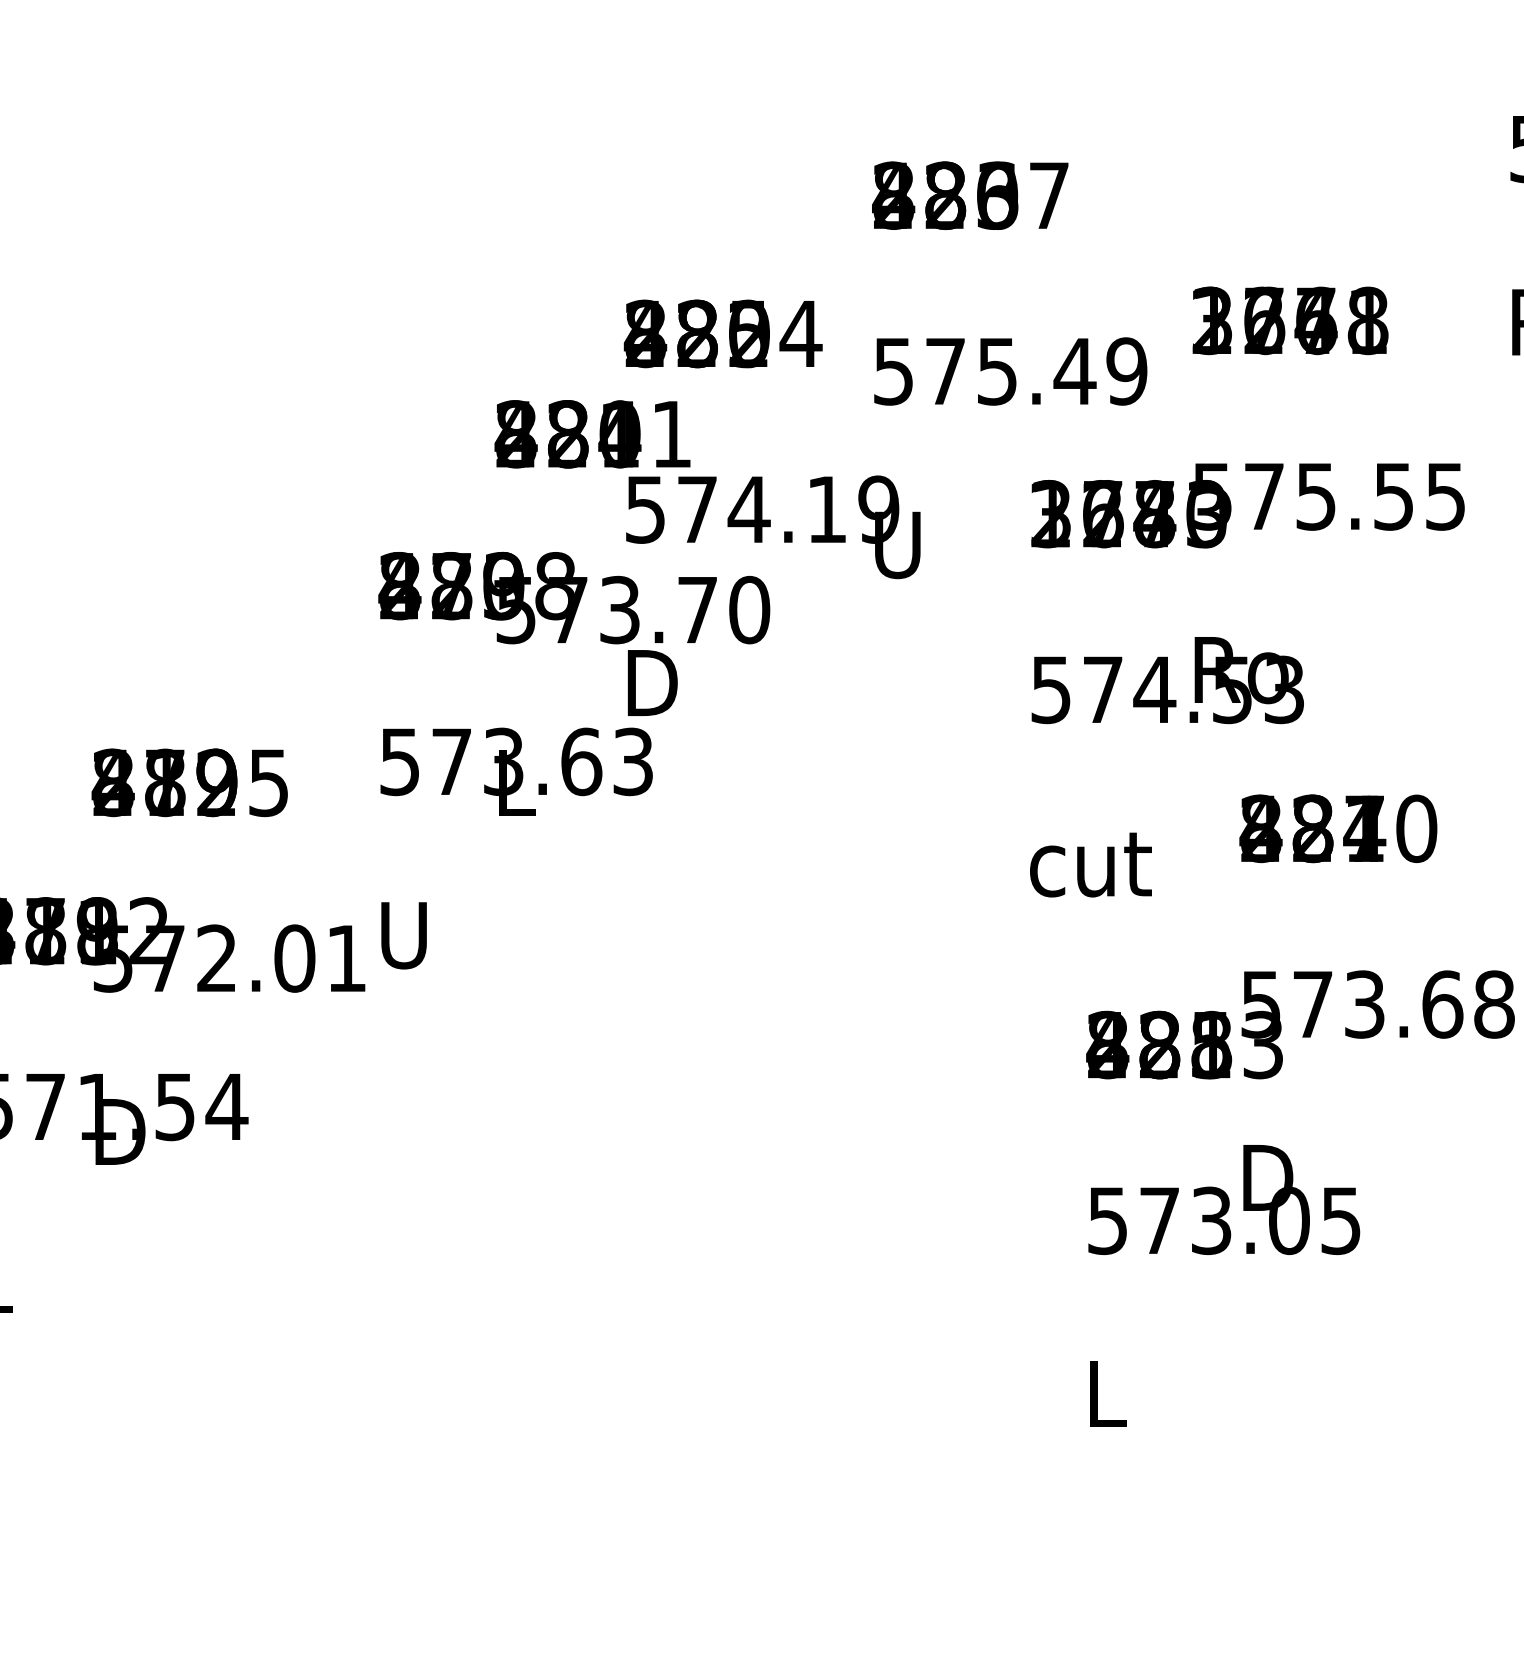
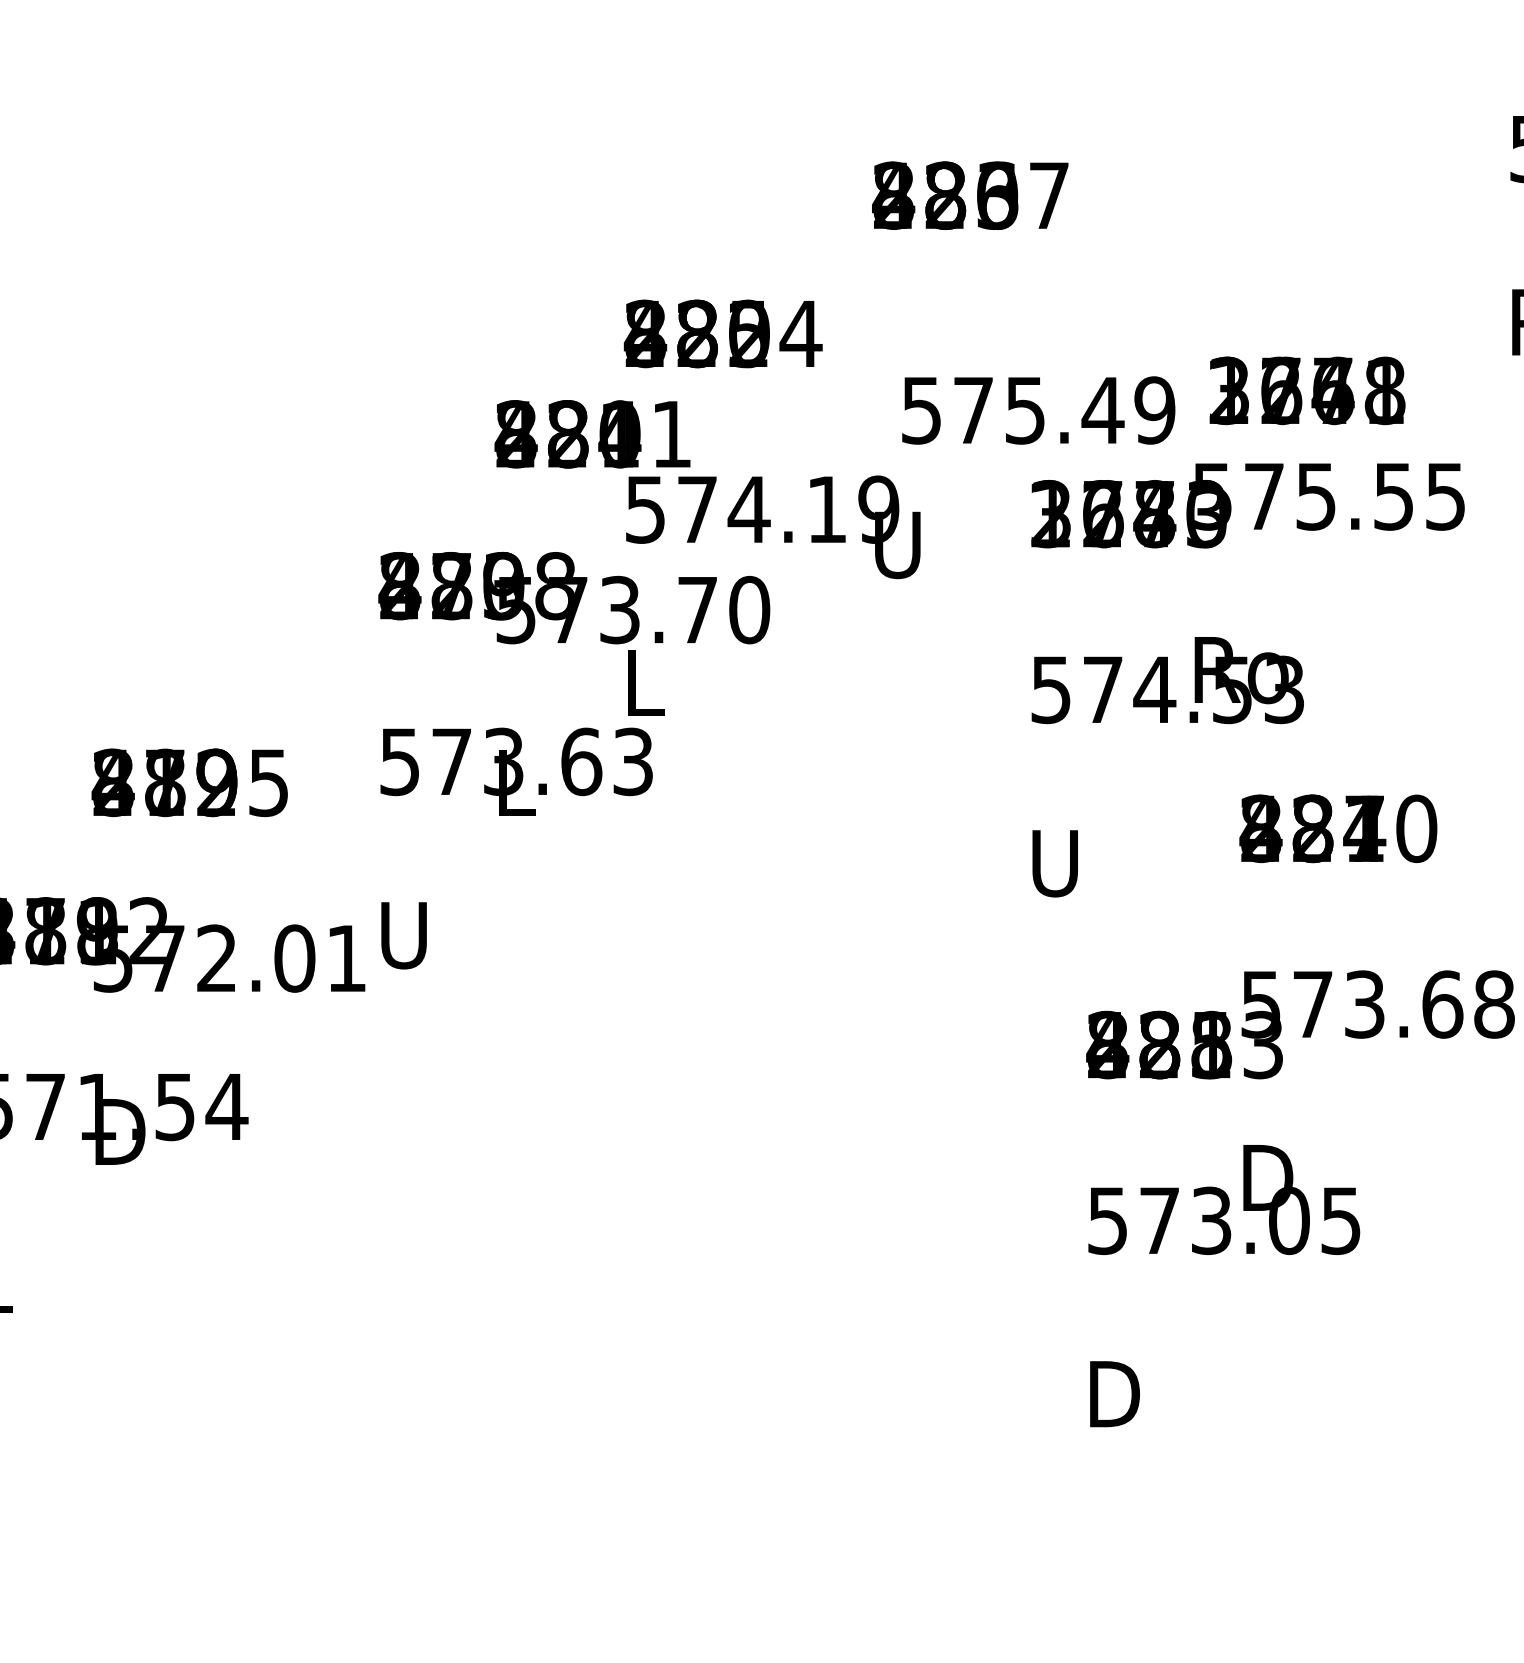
text position: (1290, 320) -> (1307, 390) (1307, 390)
text position: (1010, 371) -> (1038, 410) (1038, 410)
text: D -> L (652, 682)
text: cut -> U (1090, 863)
text: L -> D (1114, 1394)
